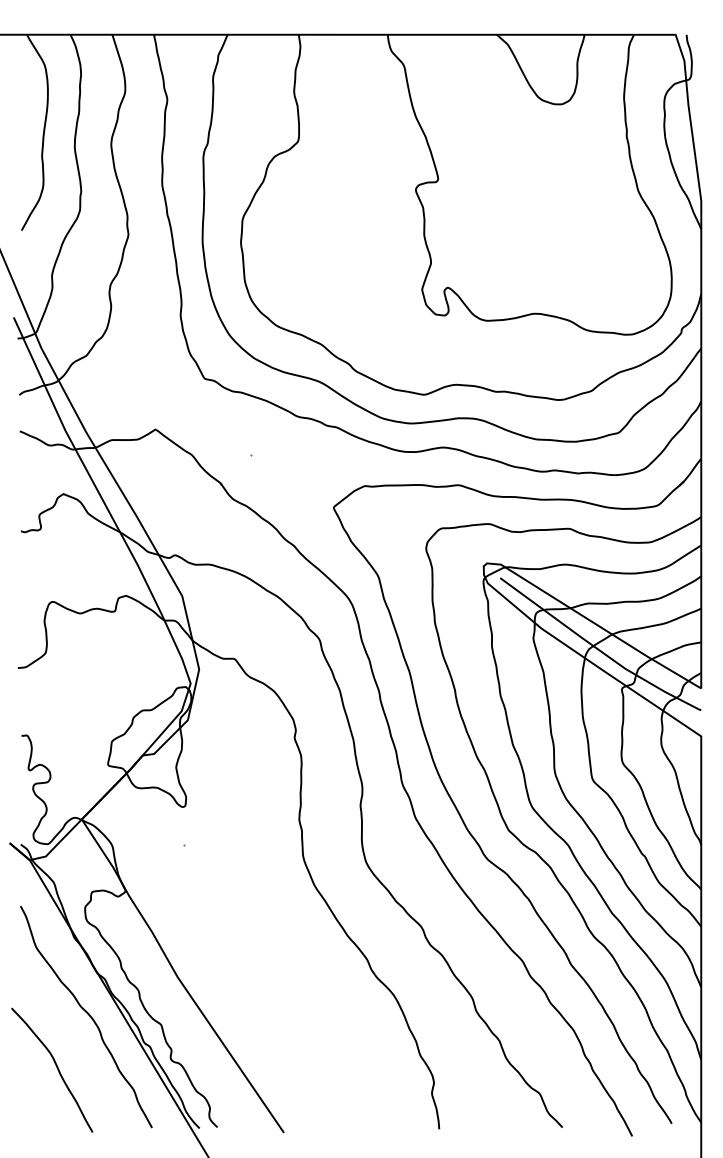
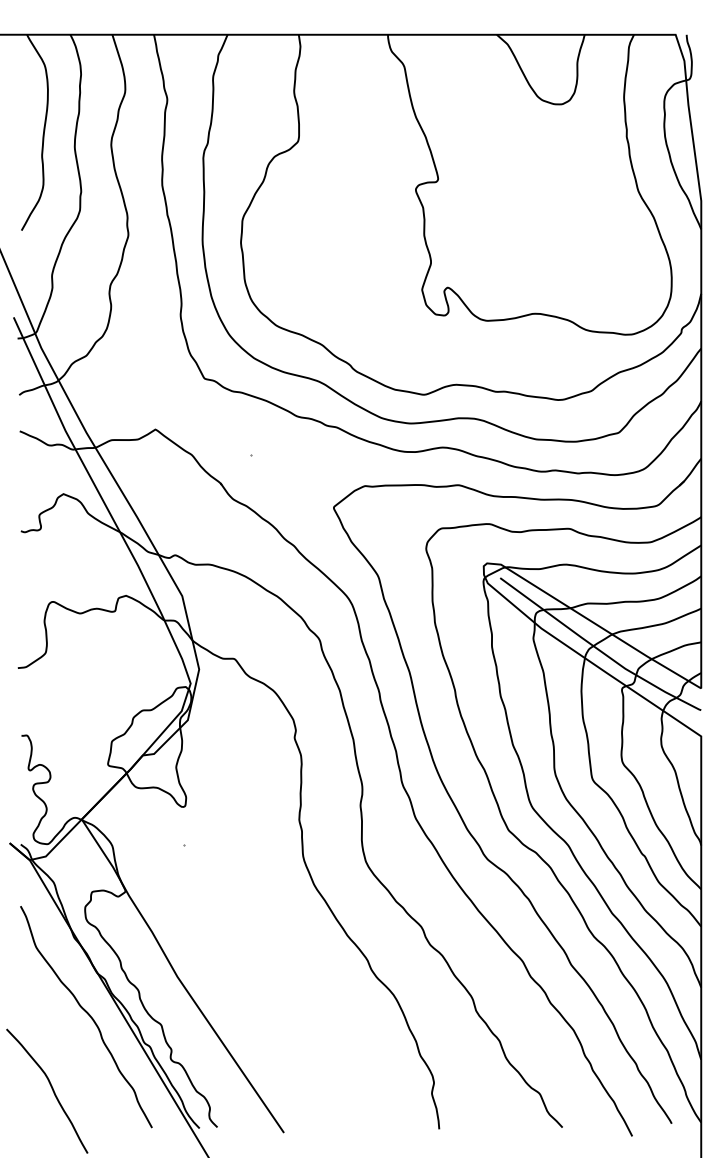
curve position: (56, 1067) -> (51, 1088) (51, 1088)
